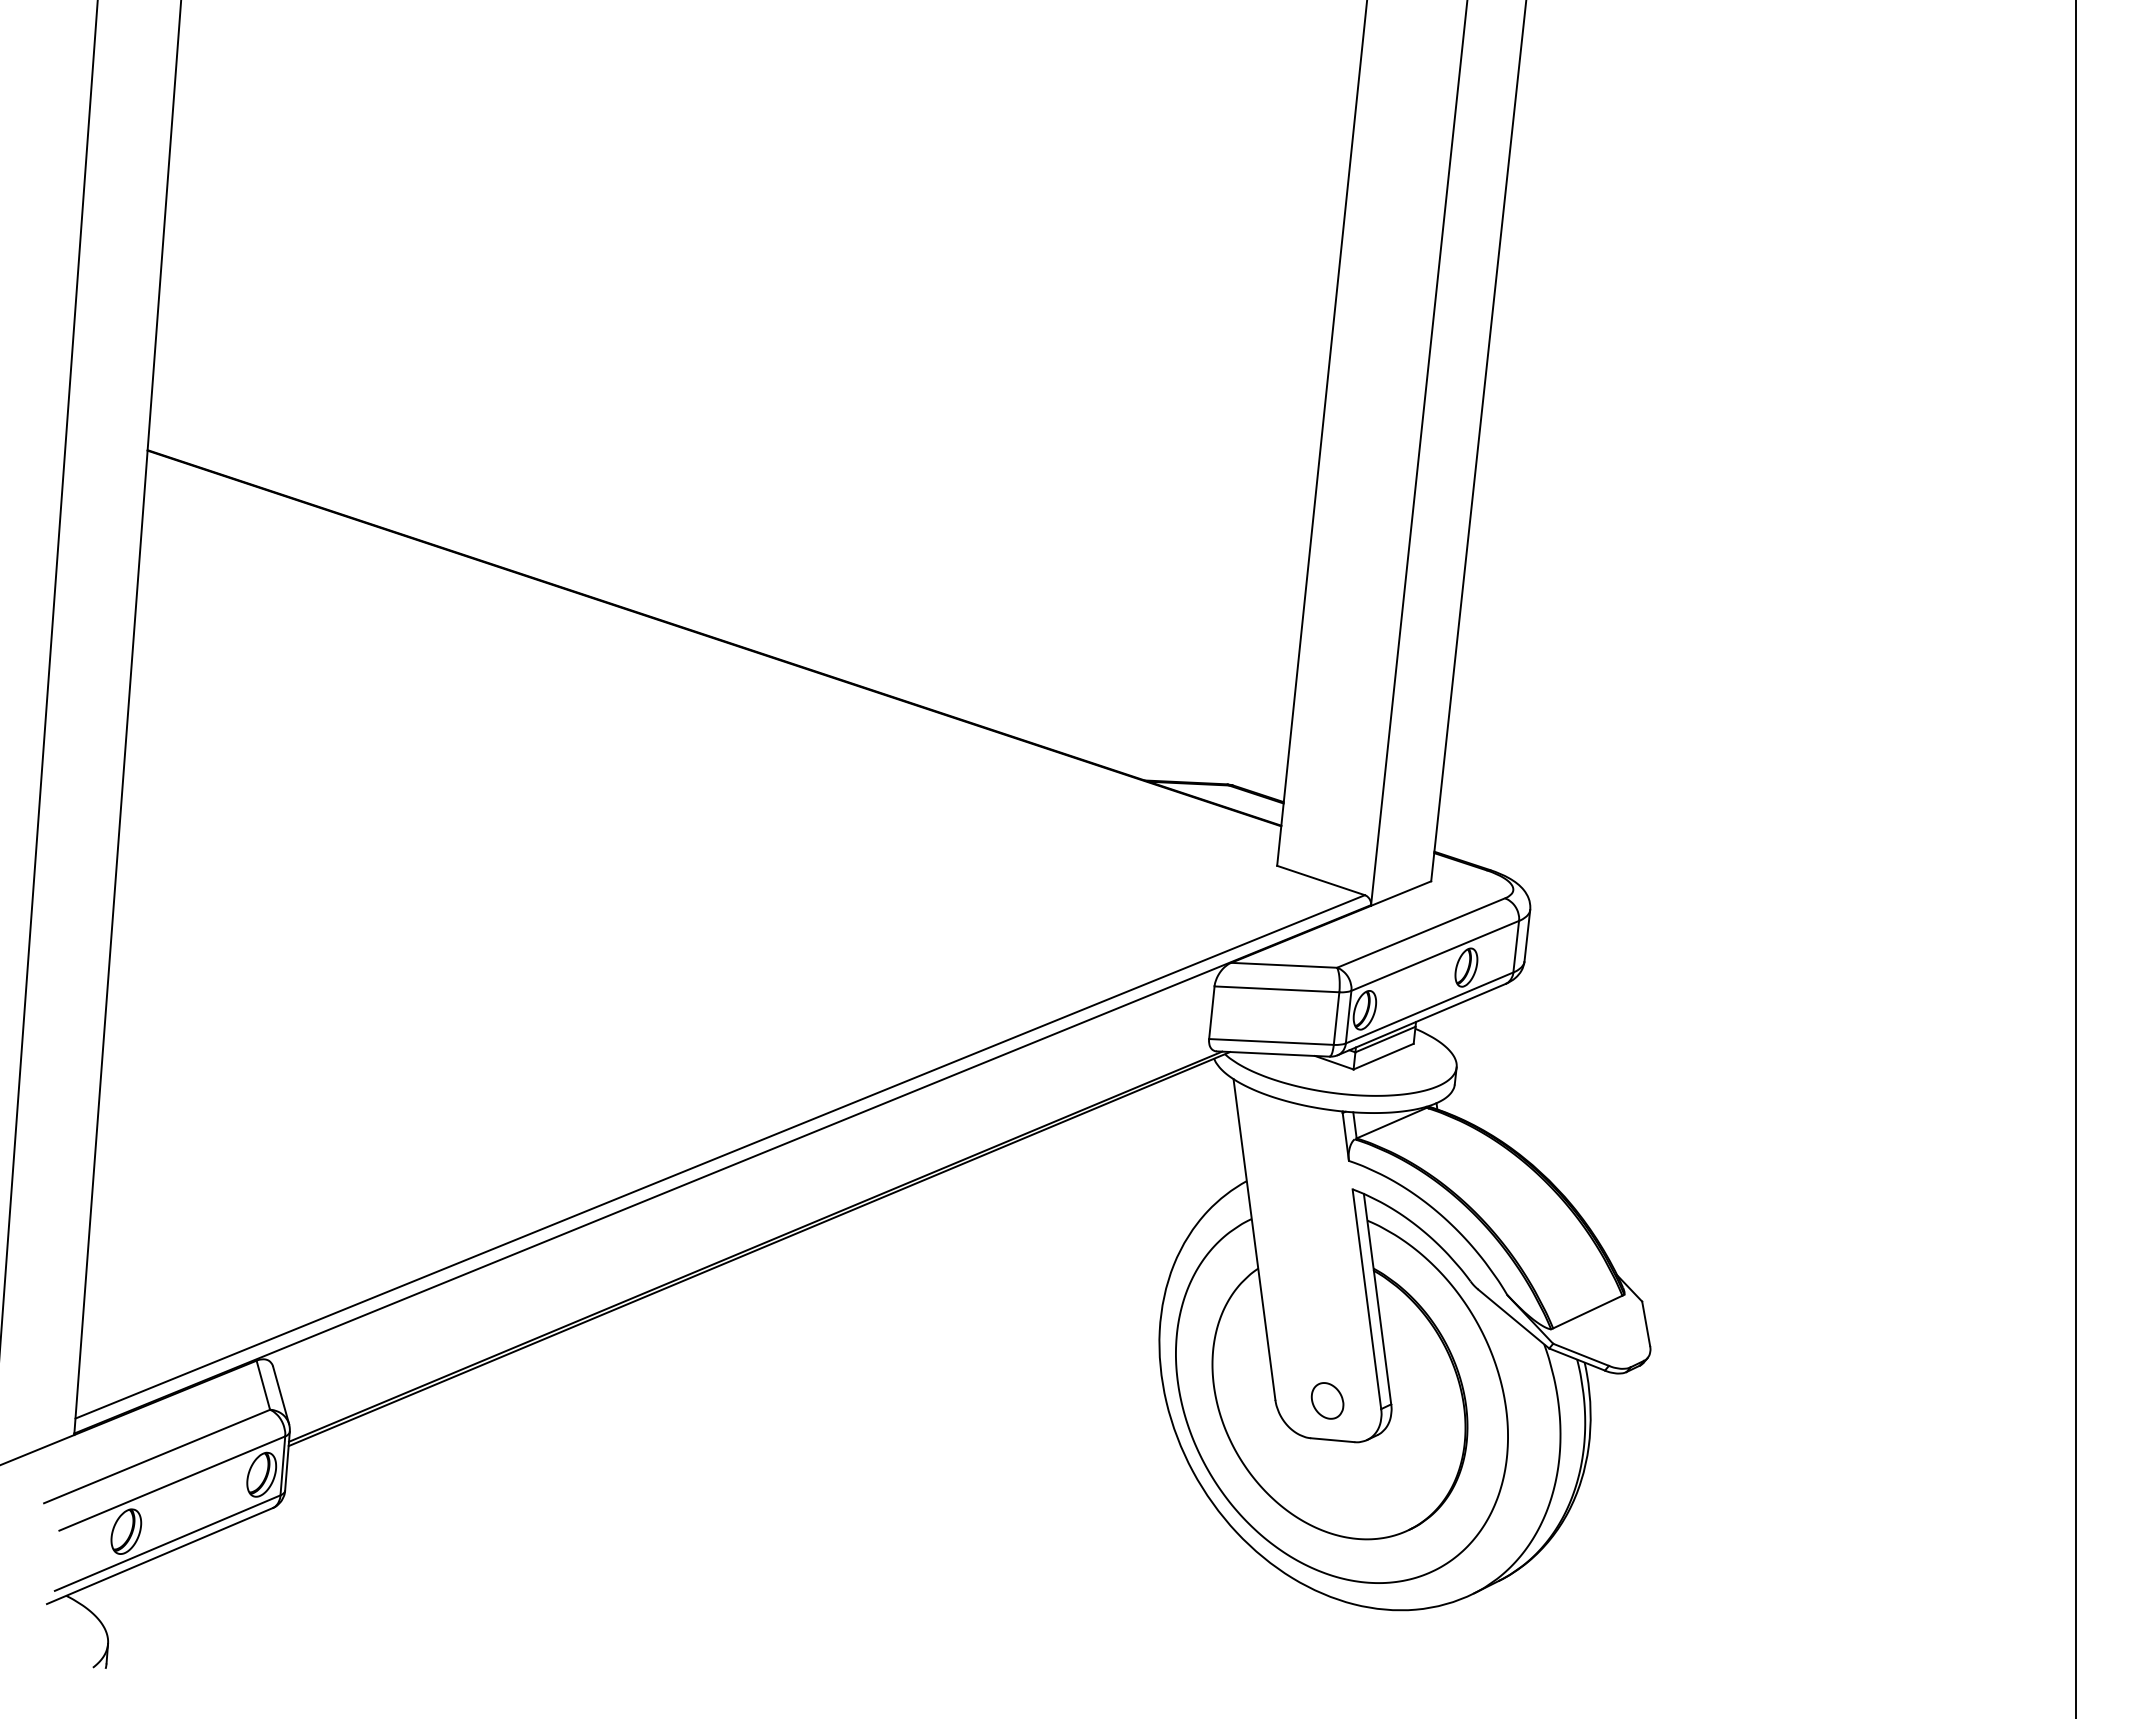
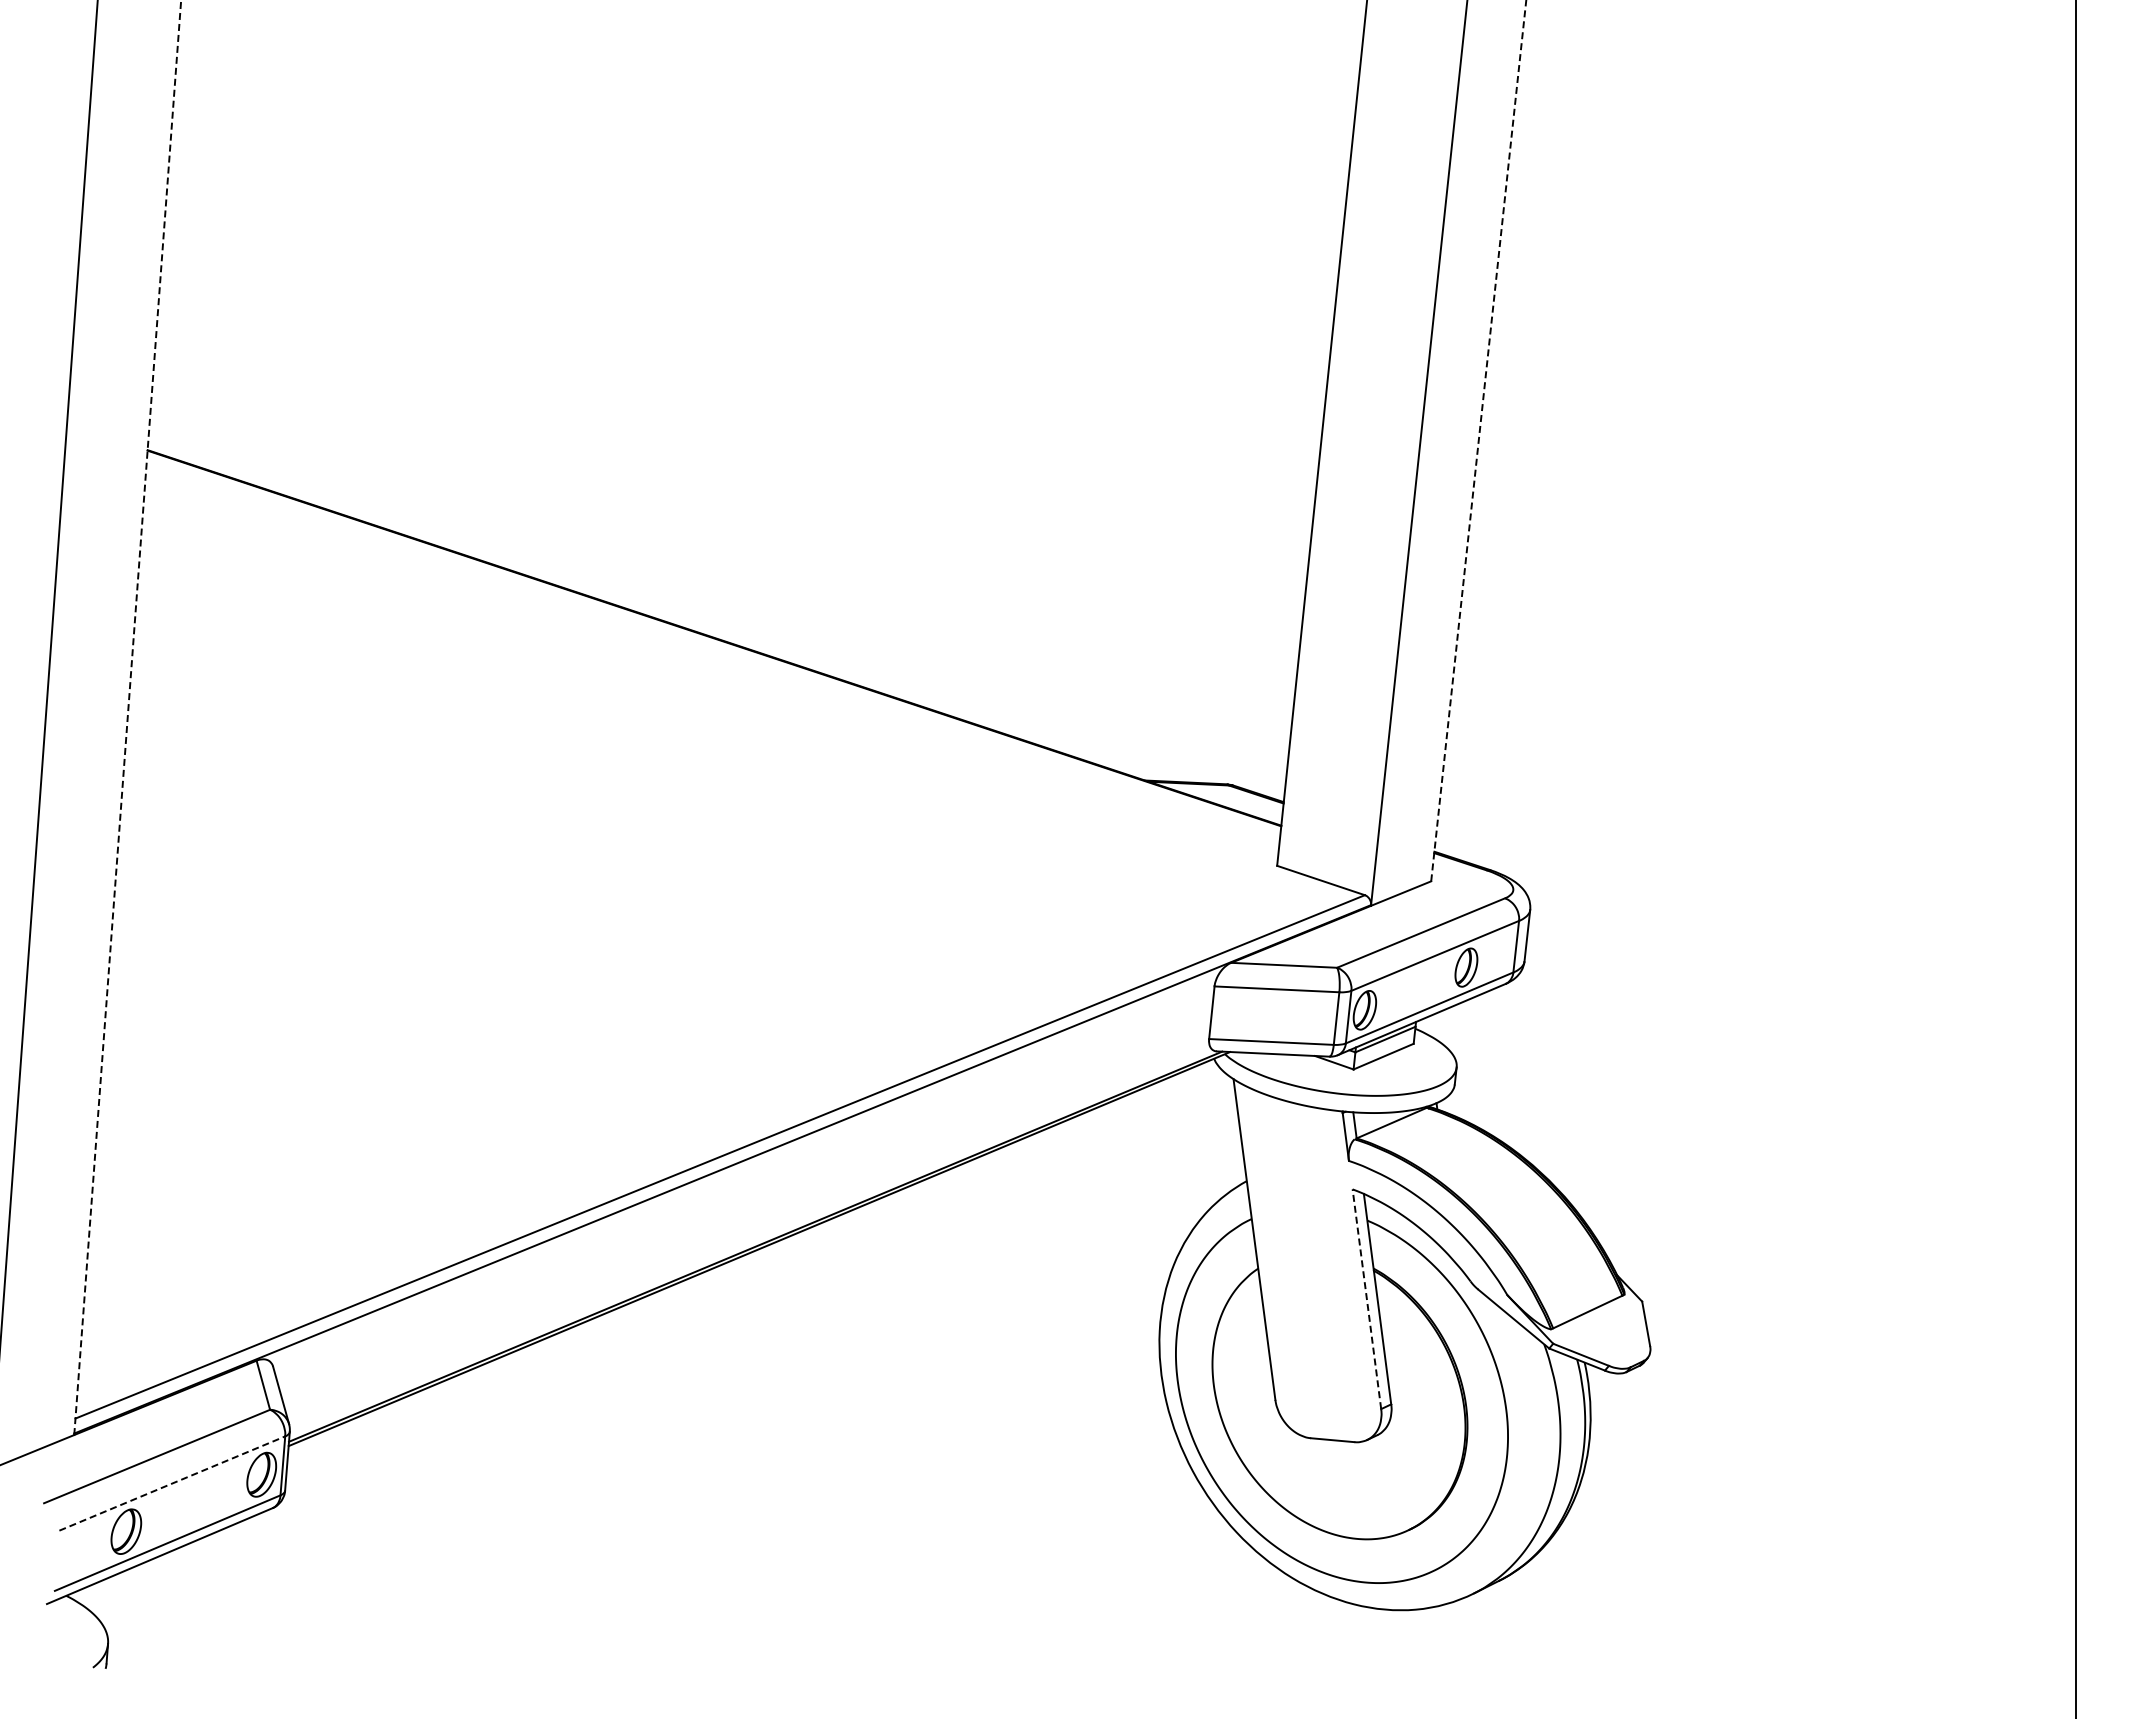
line: solid -> dashed (1478, 441)
line: solid -> dashed (127, 717)
line: solid -> dashed (1366, 1299)
part: present -> none (1327, 1400)
line: solid -> dashed (172, 1483)
